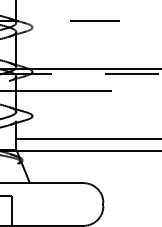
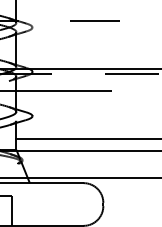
line: none -> present (80, 177)
